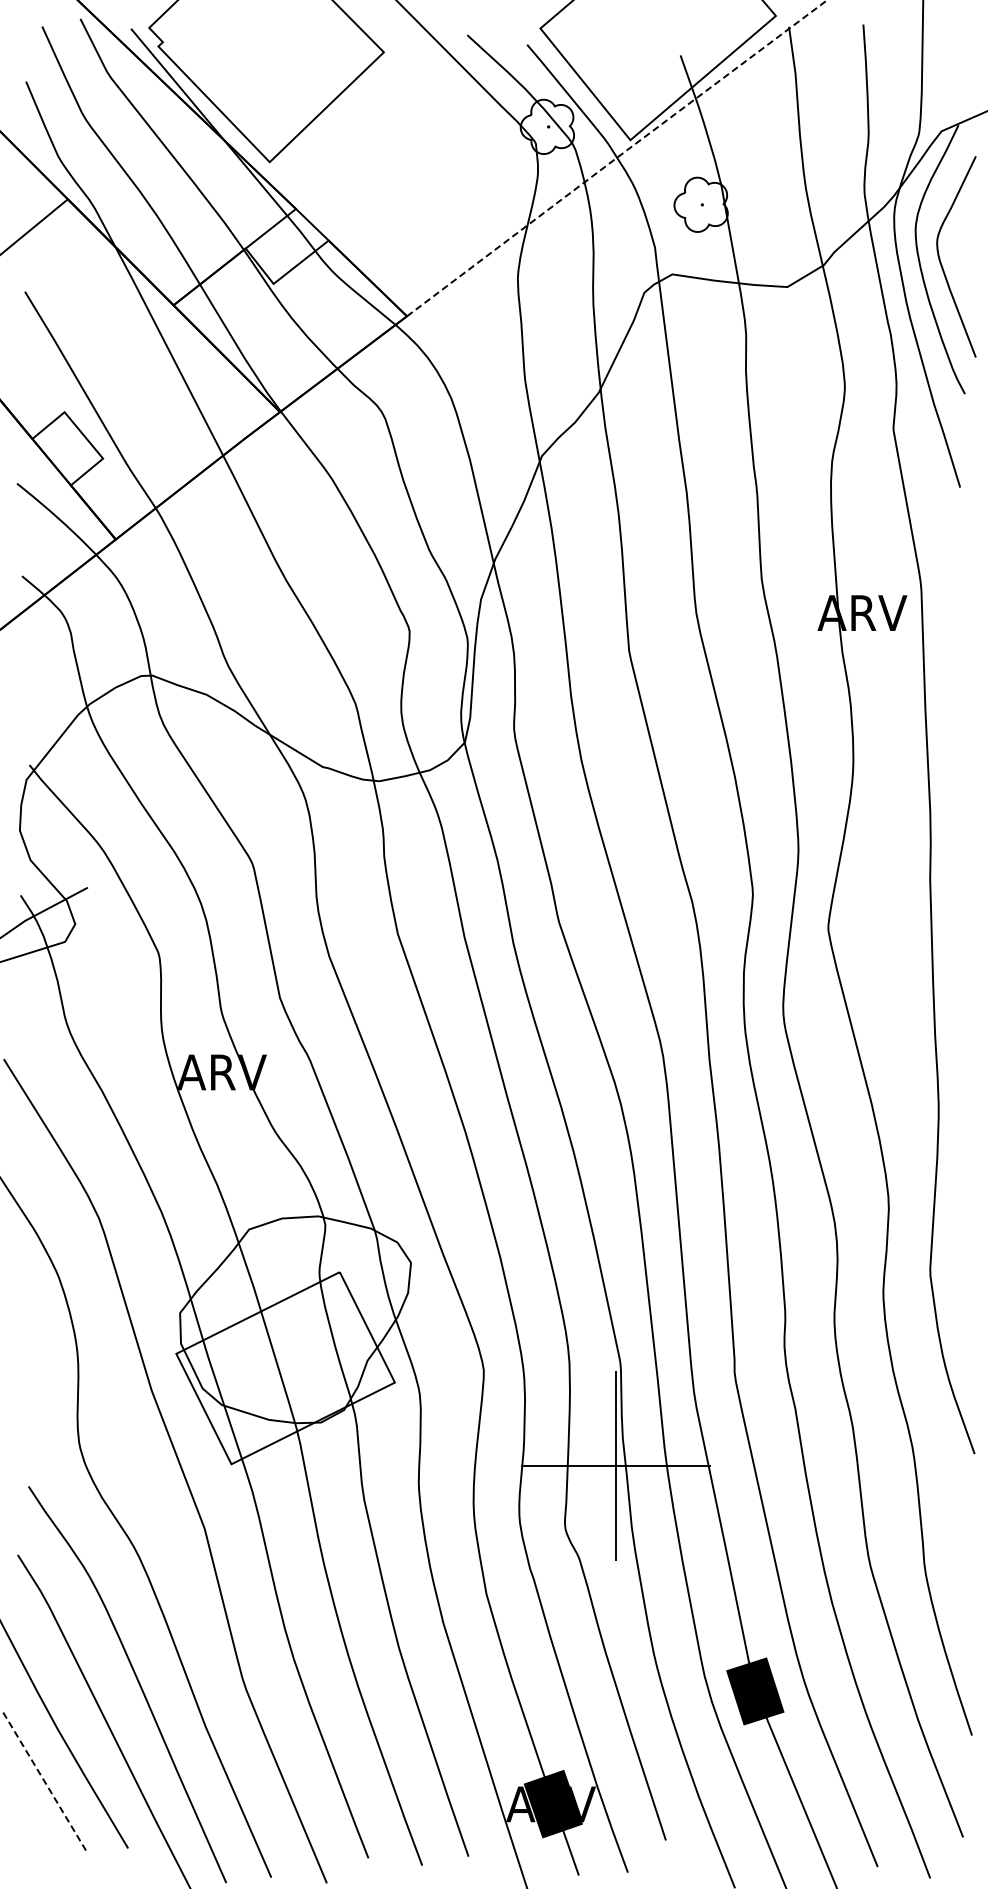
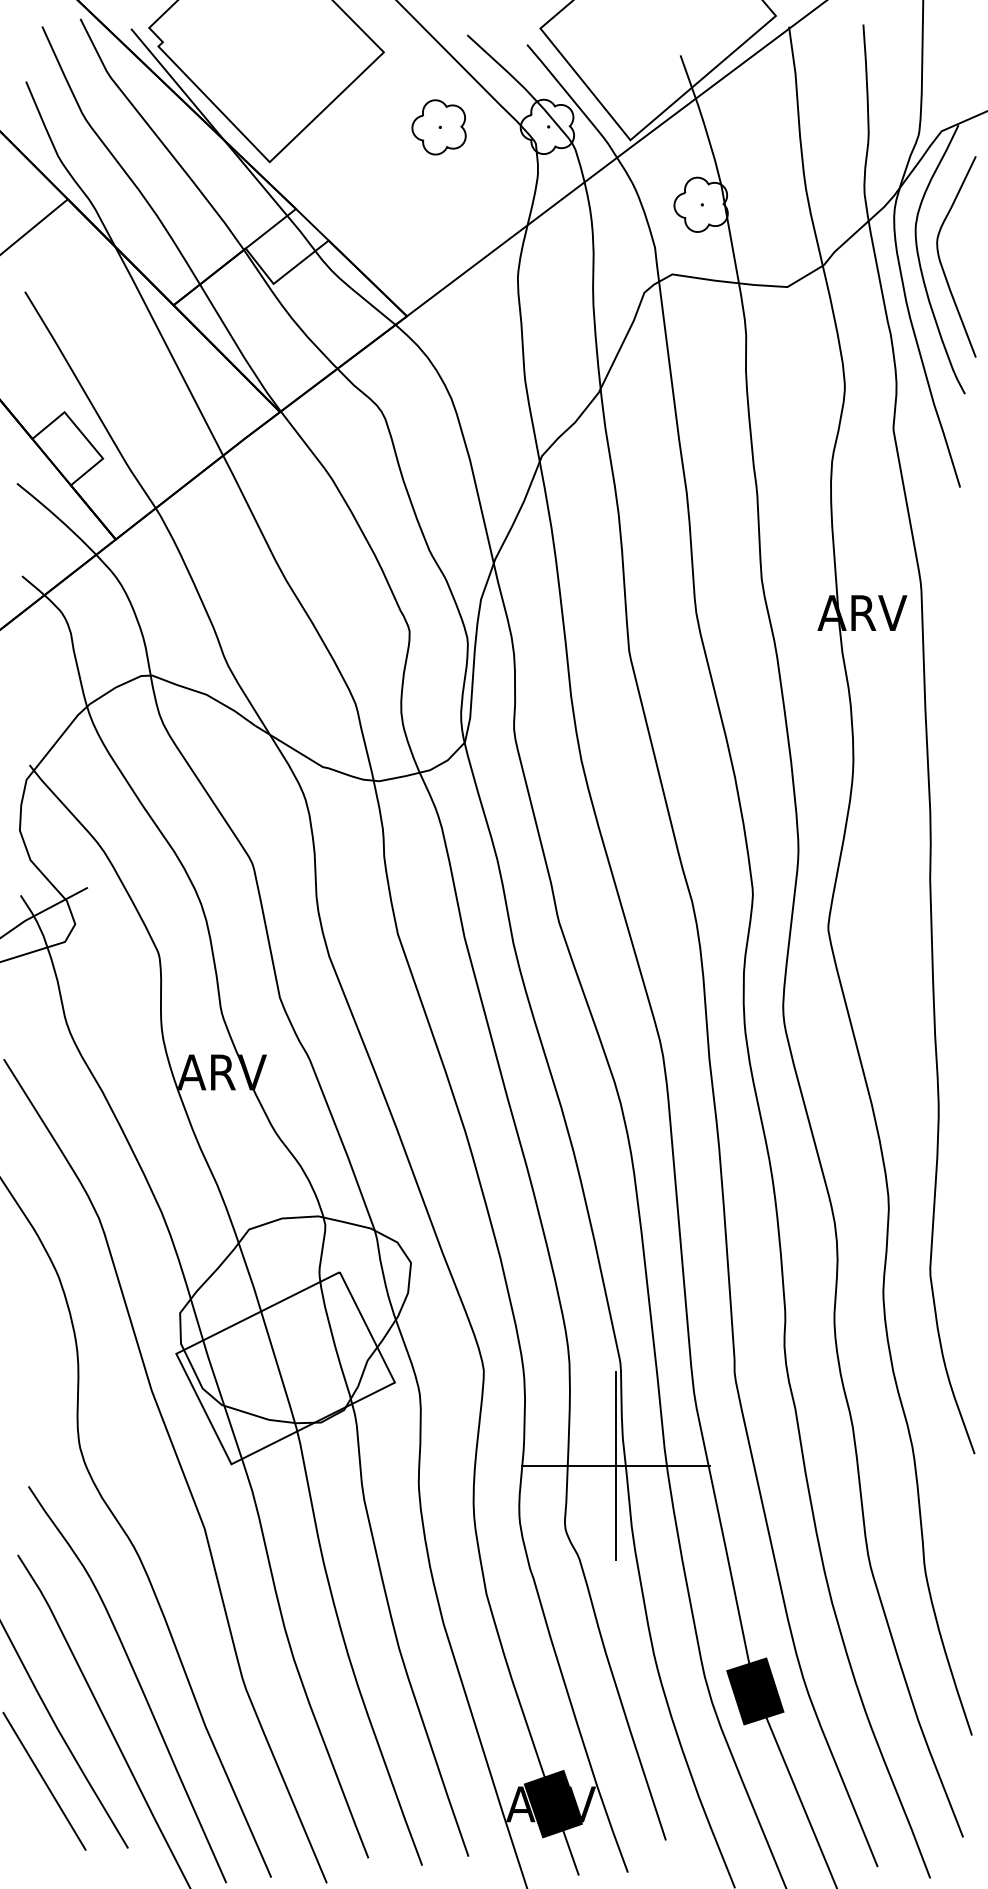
part: none -> present (438, 127)
line: dashed -> solid (617, 157)
line: dashed -> solid (44, 1781)
